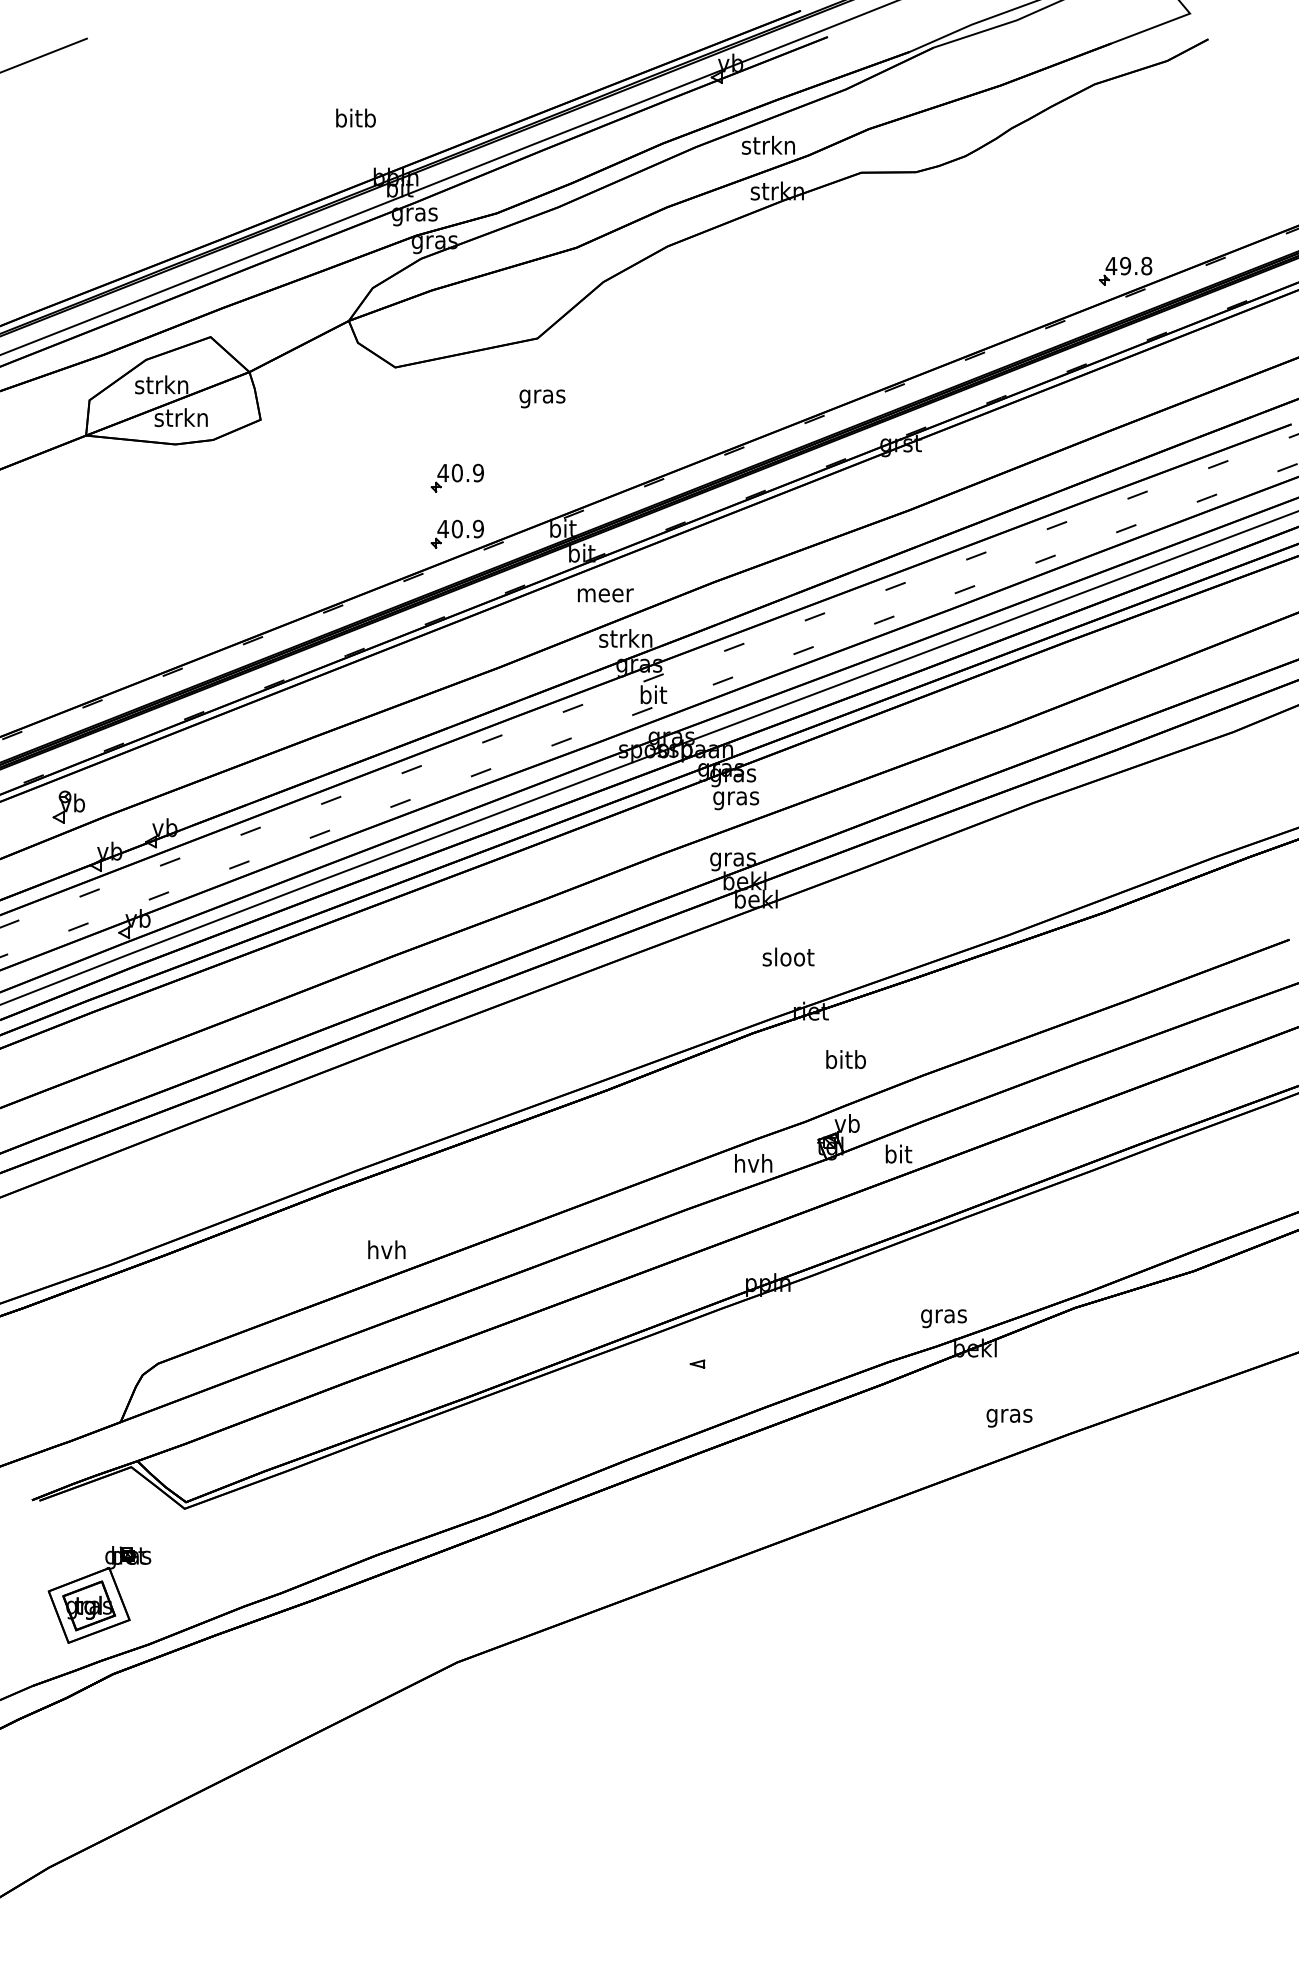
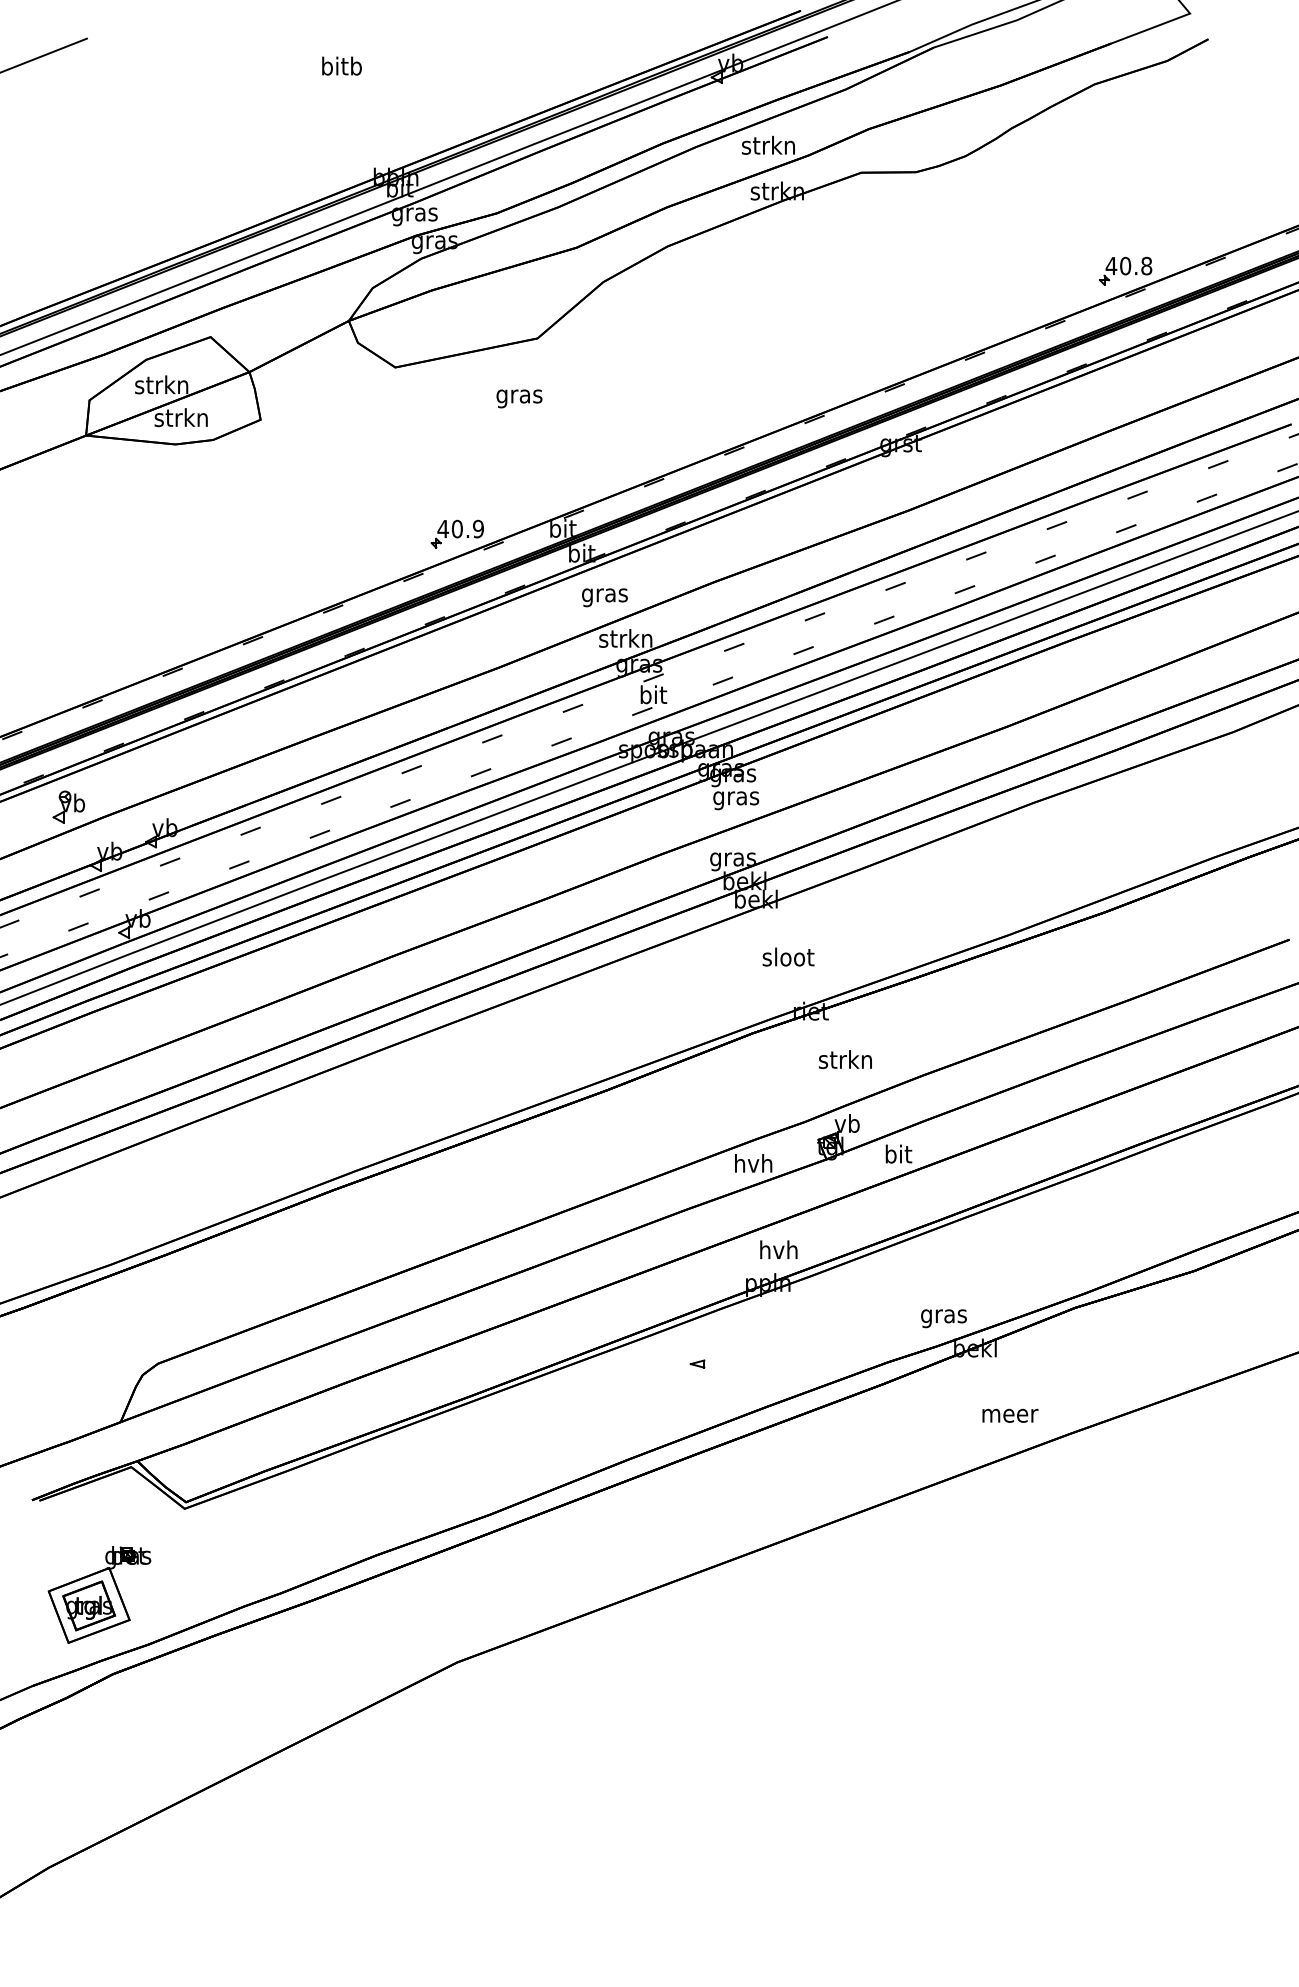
text position: (355, 117) -> (341, 65) (341, 65)
text: 49.8 -> 40.8 (1125, 266)
text position: (542, 398) -> (519, 398) (519, 398)
part: present -> none (456, 477)
text: meer -> gras (605, 597)
text: bitb -> strkn (844, 1059)
text position: (386, 1249) -> (778, 1249) (778, 1249)
text: gras -> meer (1010, 1417)
